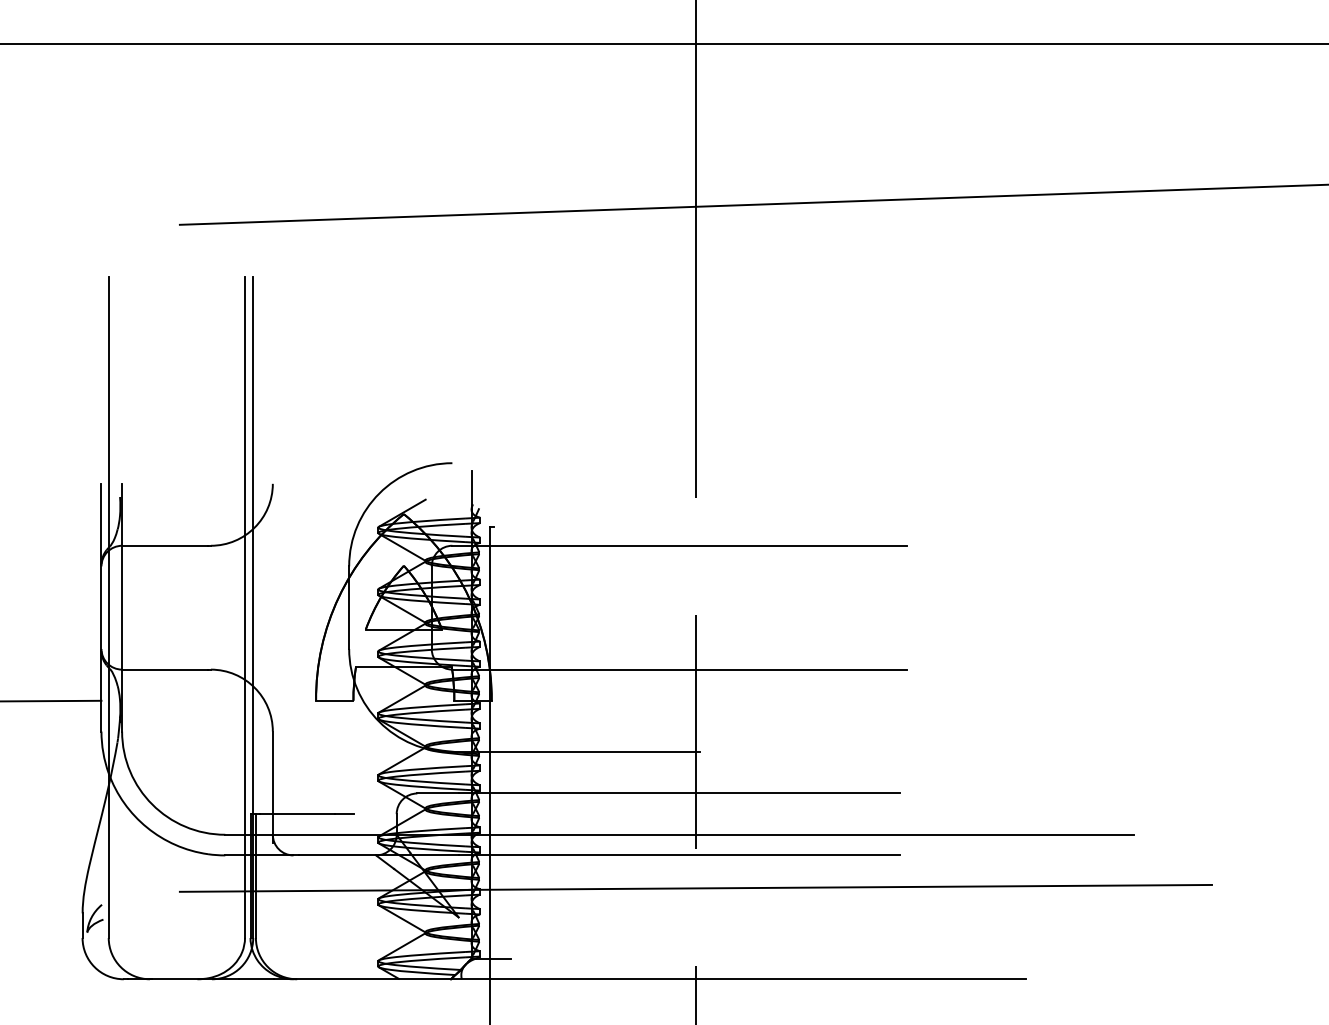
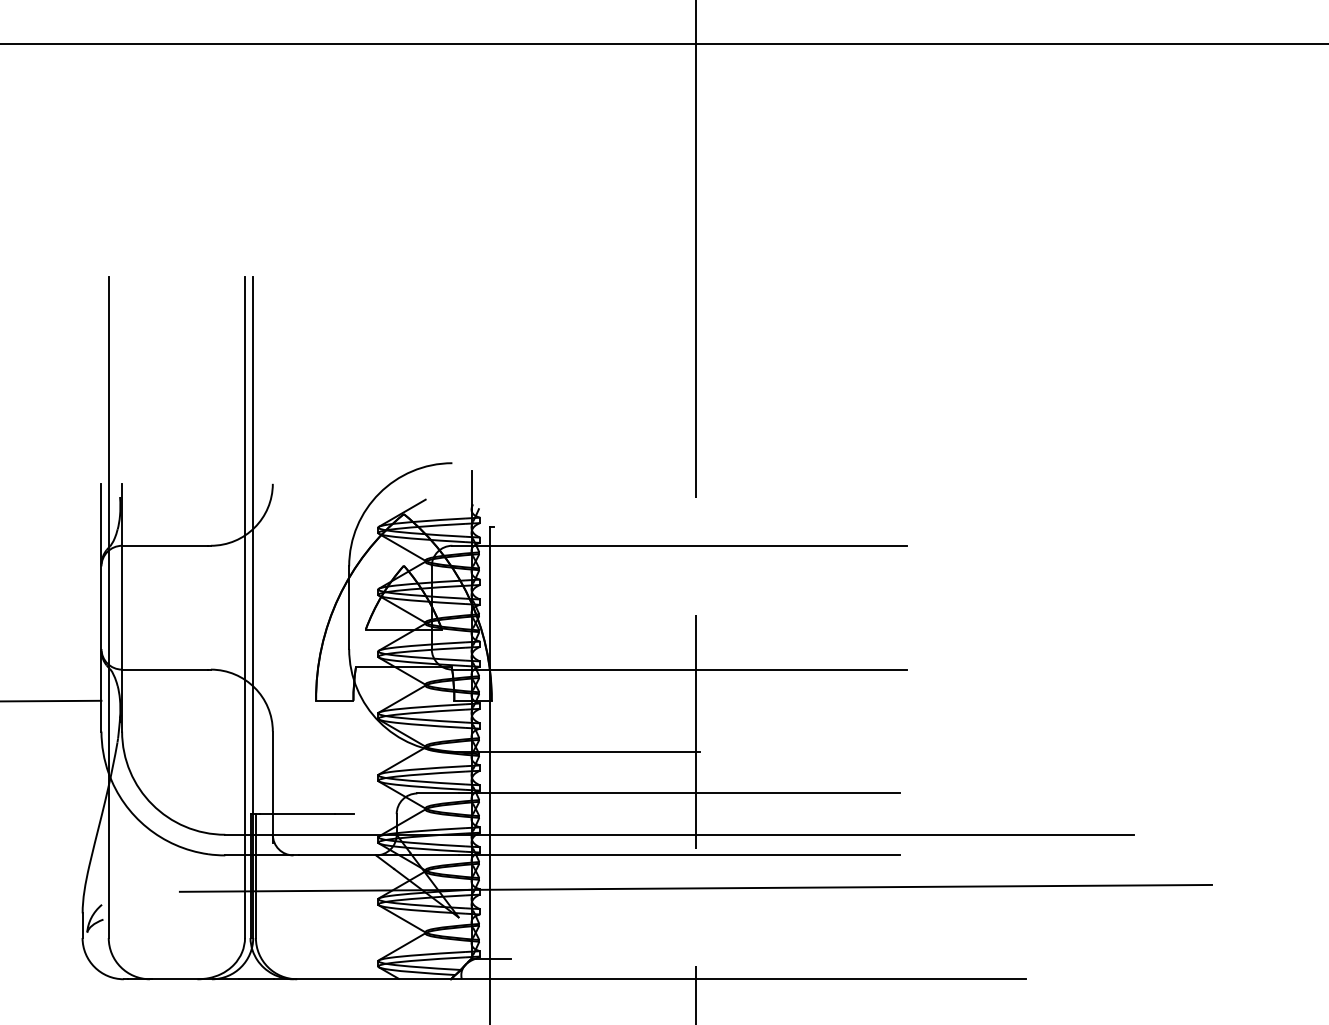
line: present -> none (752, 204)
